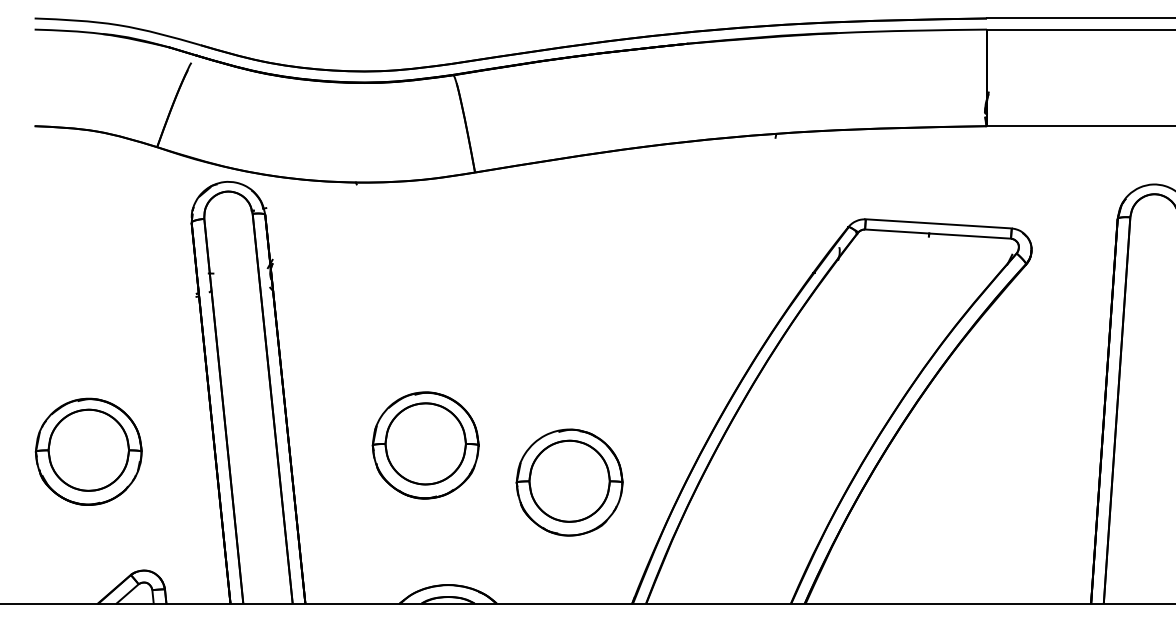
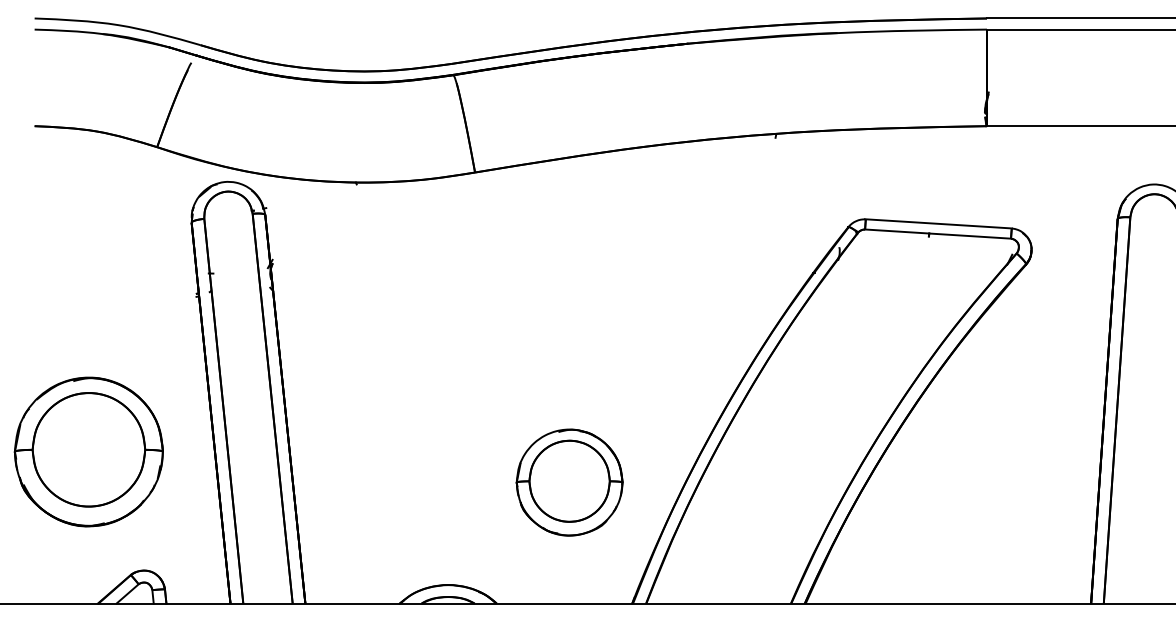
part: present -> none (425, 445)
part size: 109x109 px -> 151x152 px (88, 451)
